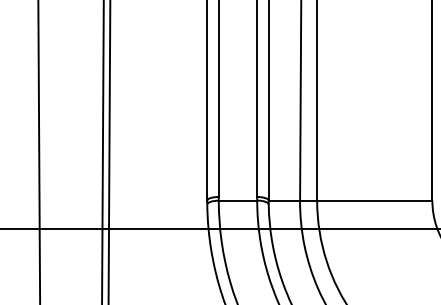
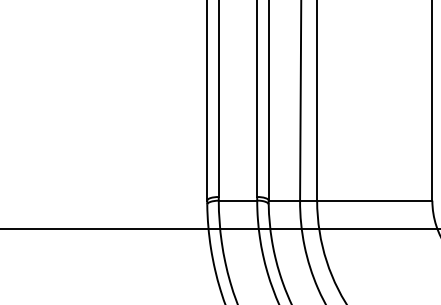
line: present -> none (39, 151)
line: present -> none (102, 151)
line: present -> none (109, 151)
